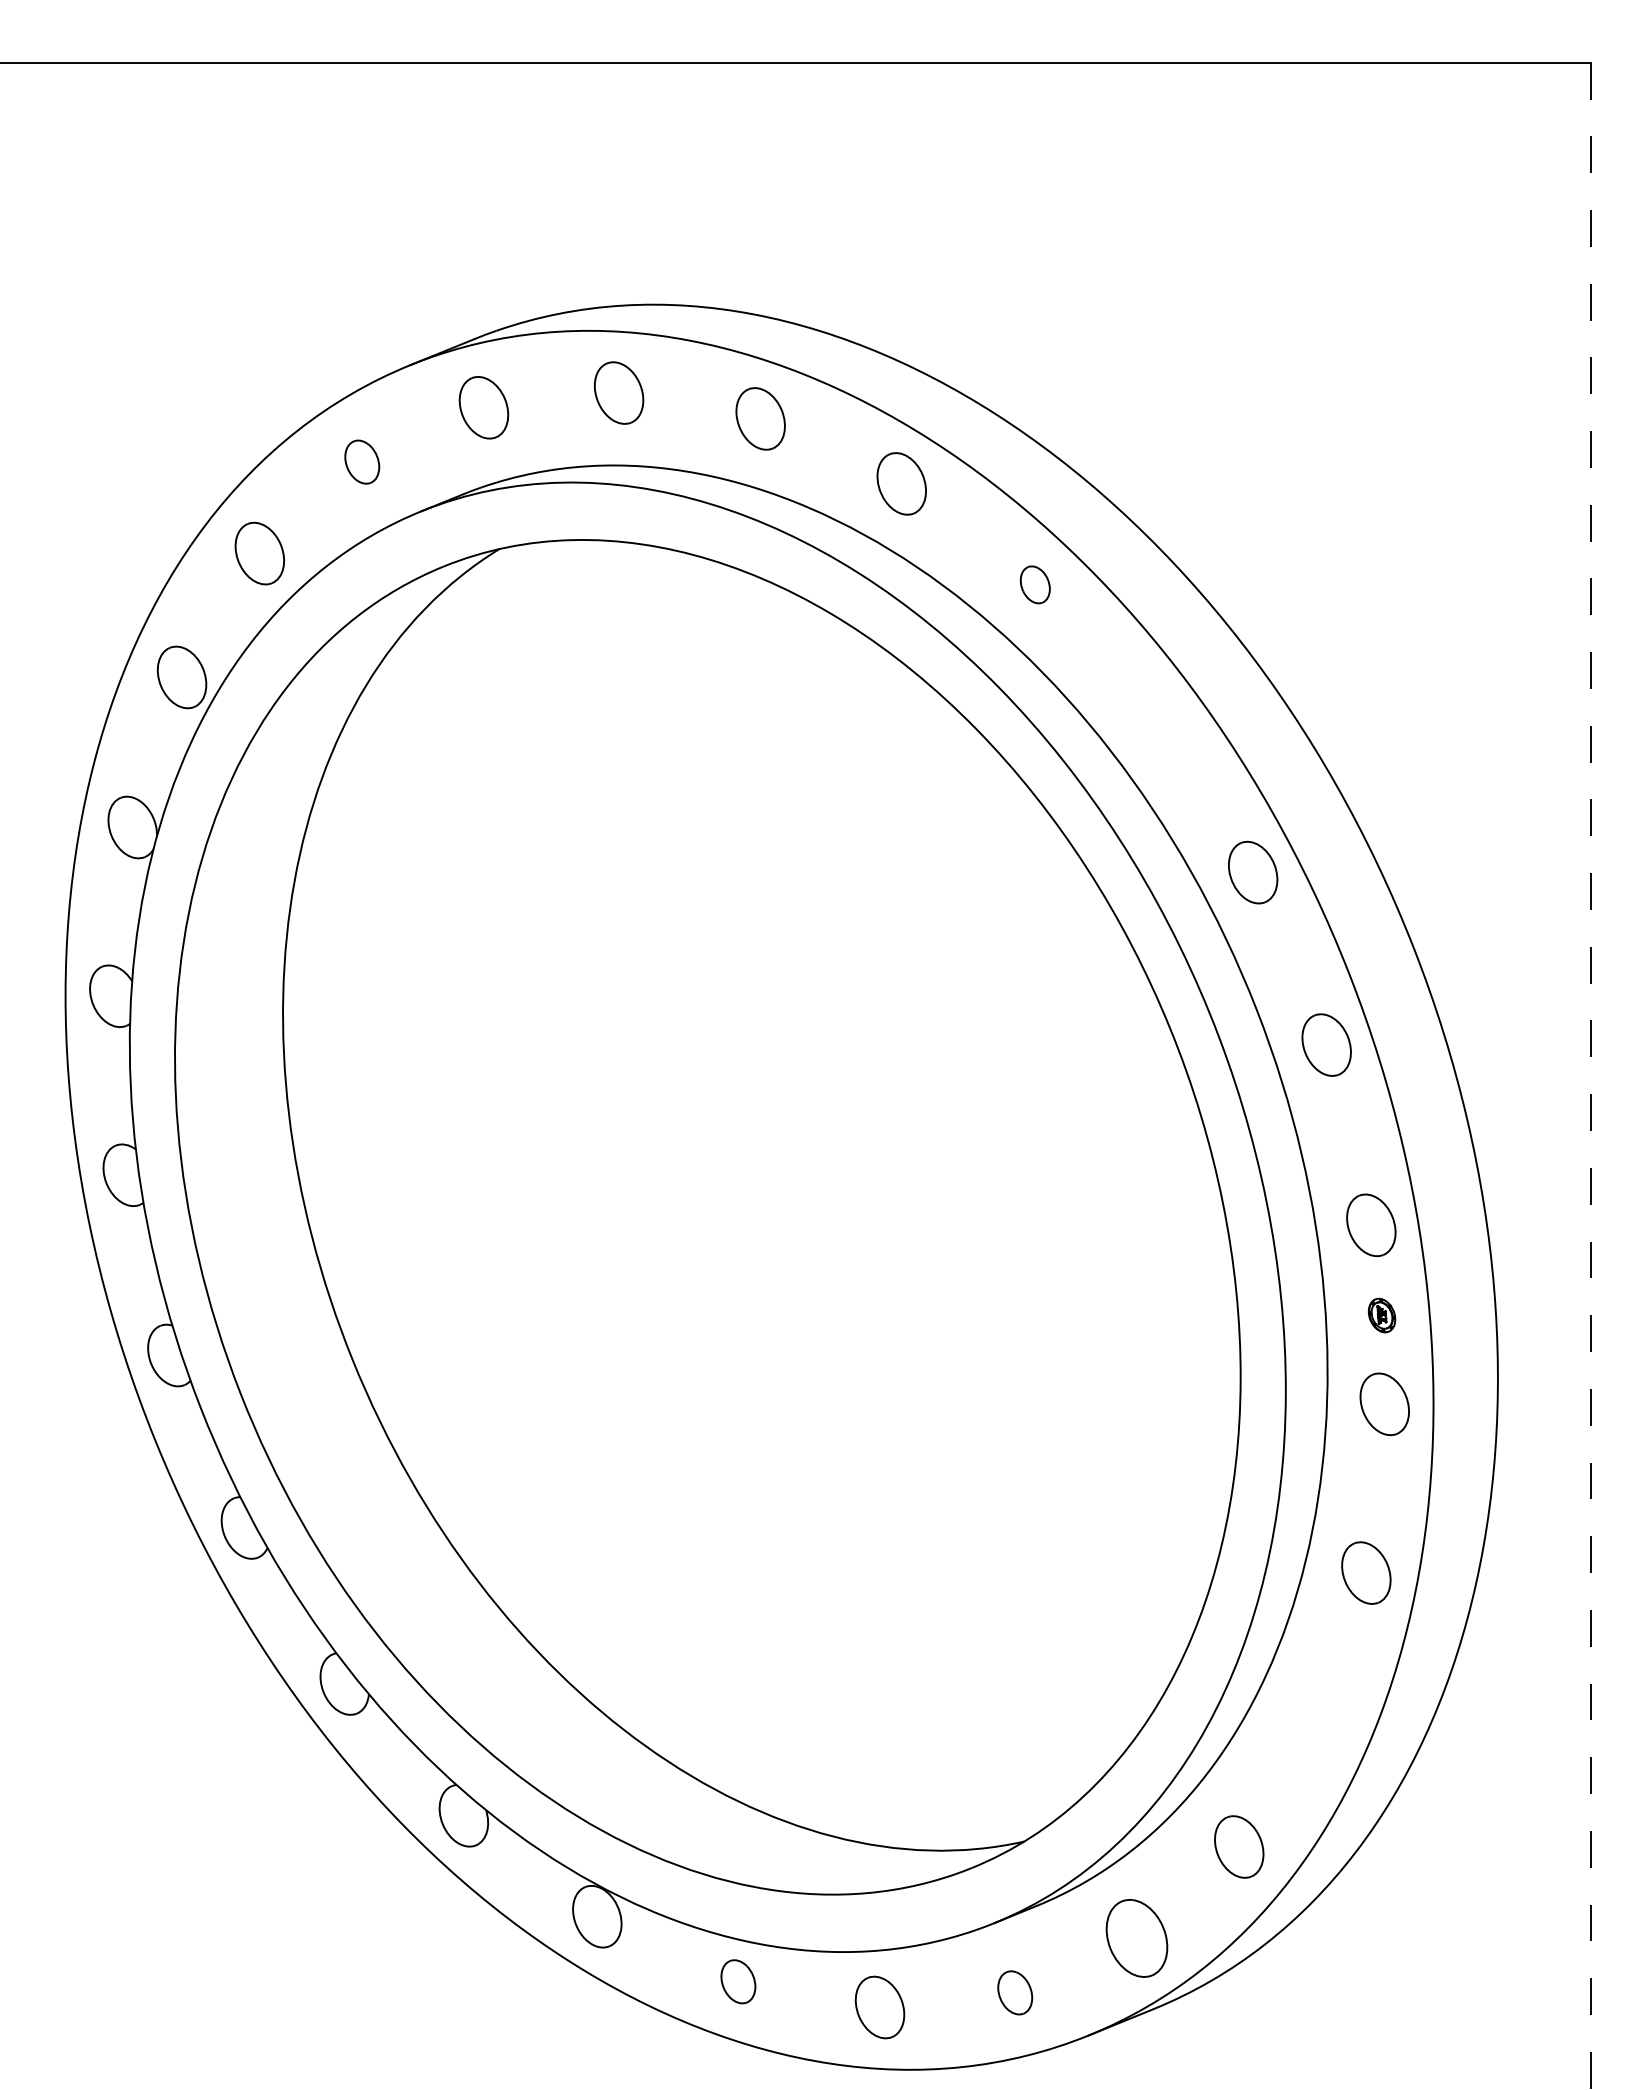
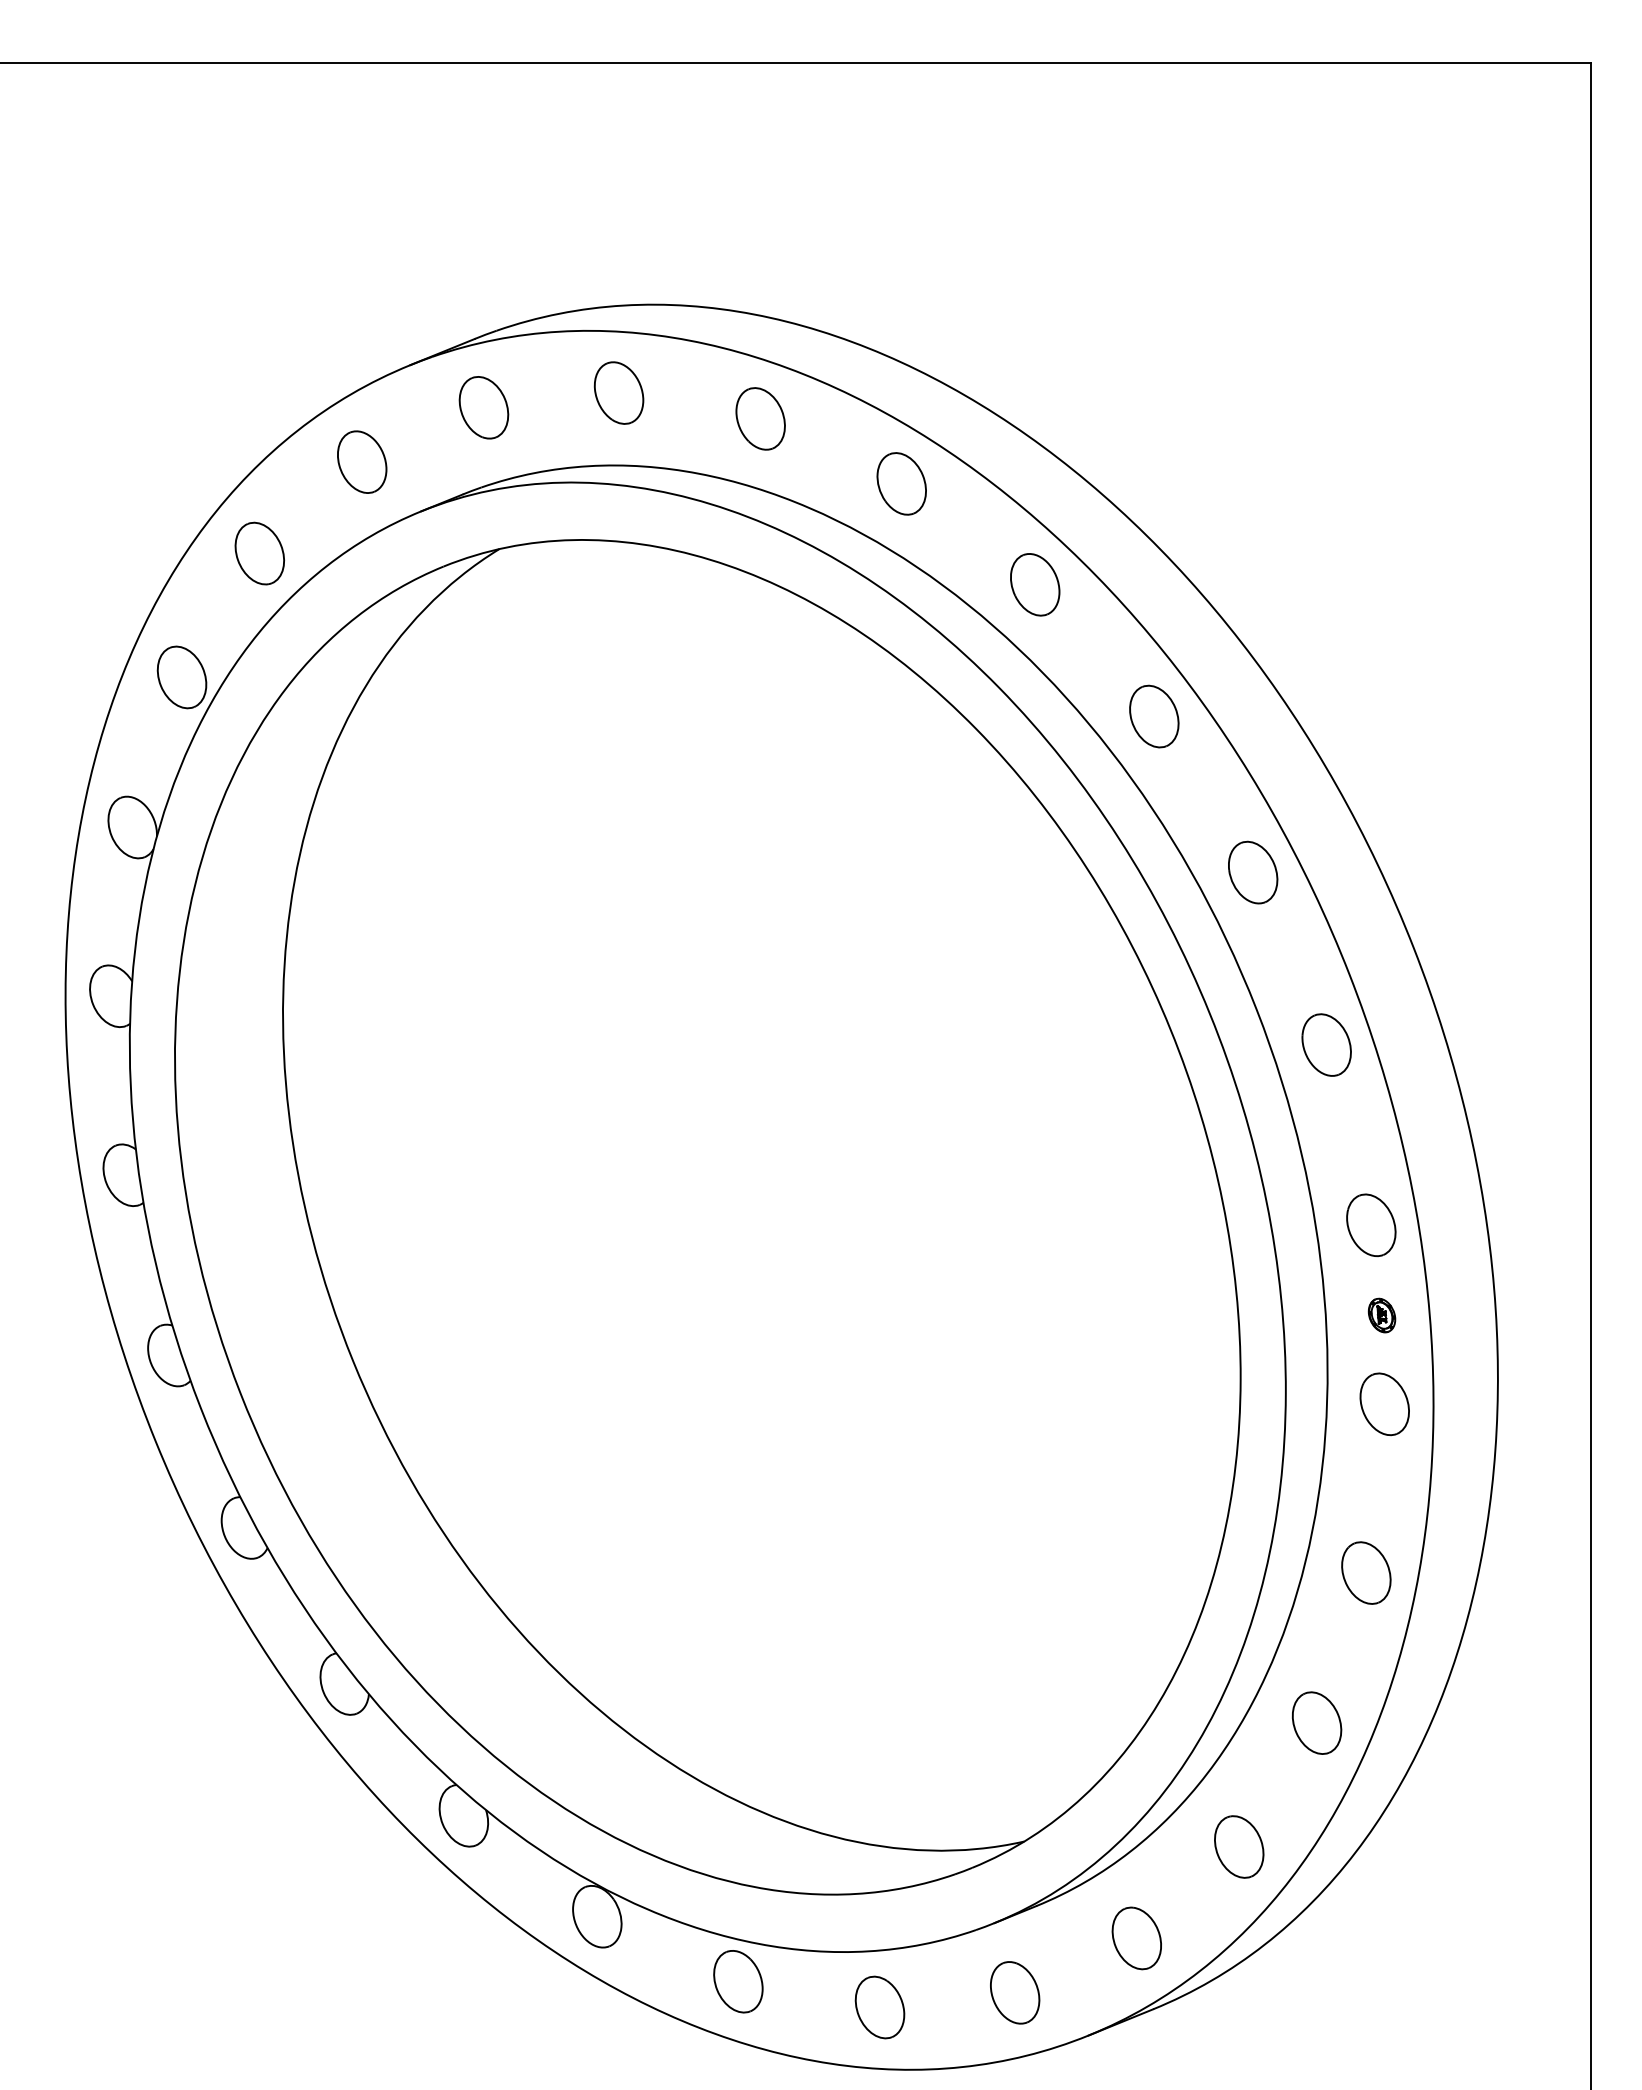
part size: 37x46 px -> 51x64 px (362, 461)
part size: 32x40 px -> 51x64 px (1035, 584)
part: none -> present (1154, 716)
line: dashed -> solid (1590, 1076)
part: none -> present (1316, 1722)
part size: 64x79 px -> 51x65 px (1136, 1938)
part size: 37x46 px -> 51x64 px (738, 1981)
part size: 37x46 px -> 51x64 px (1015, 1992)
